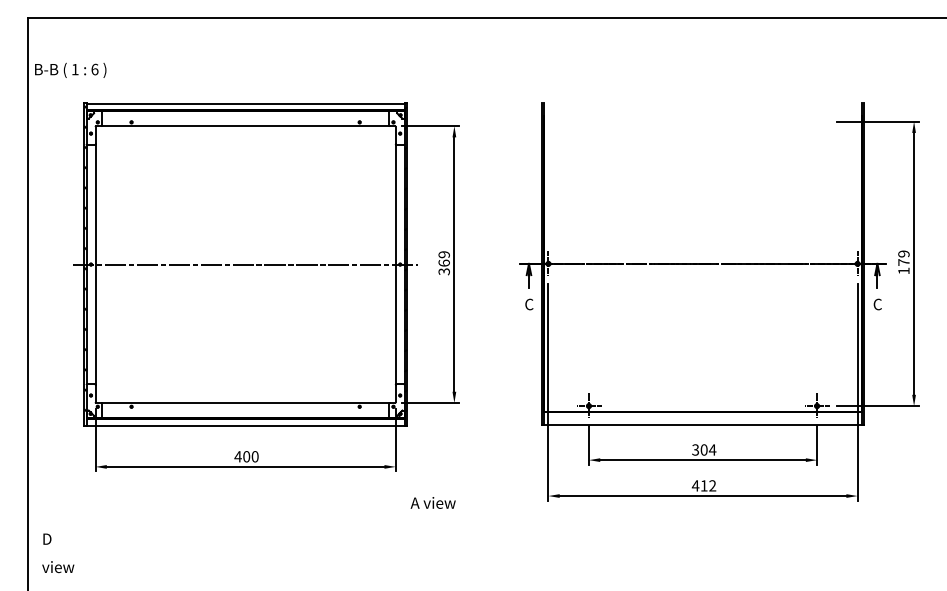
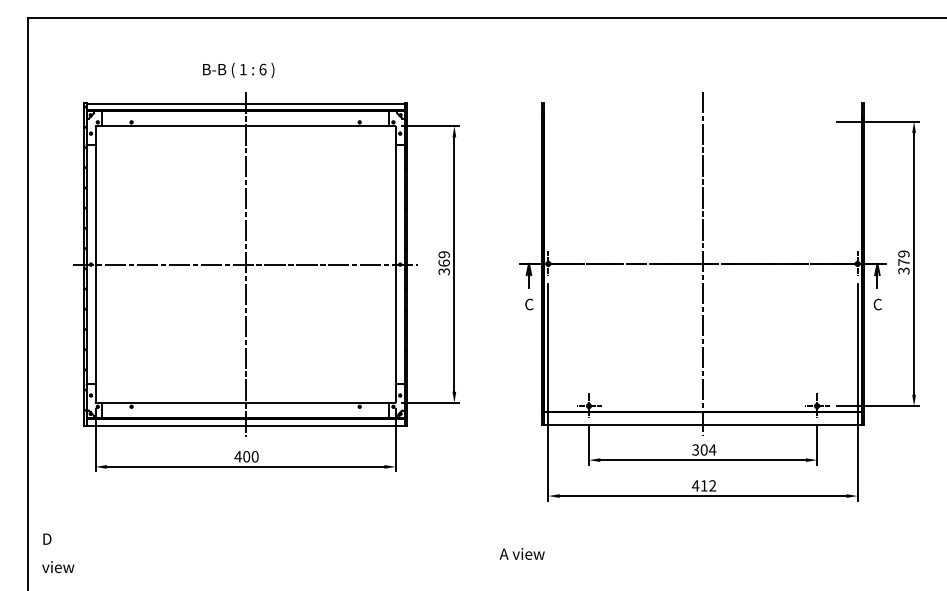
text position: (70, 69) -> (238, 69) (238, 69)
line: none -> present (703, 263)
line: none -> present (245, 264)
text: 179 -> 379 (903, 270)
text position: (432, 502) -> (521, 553) (521, 553)
